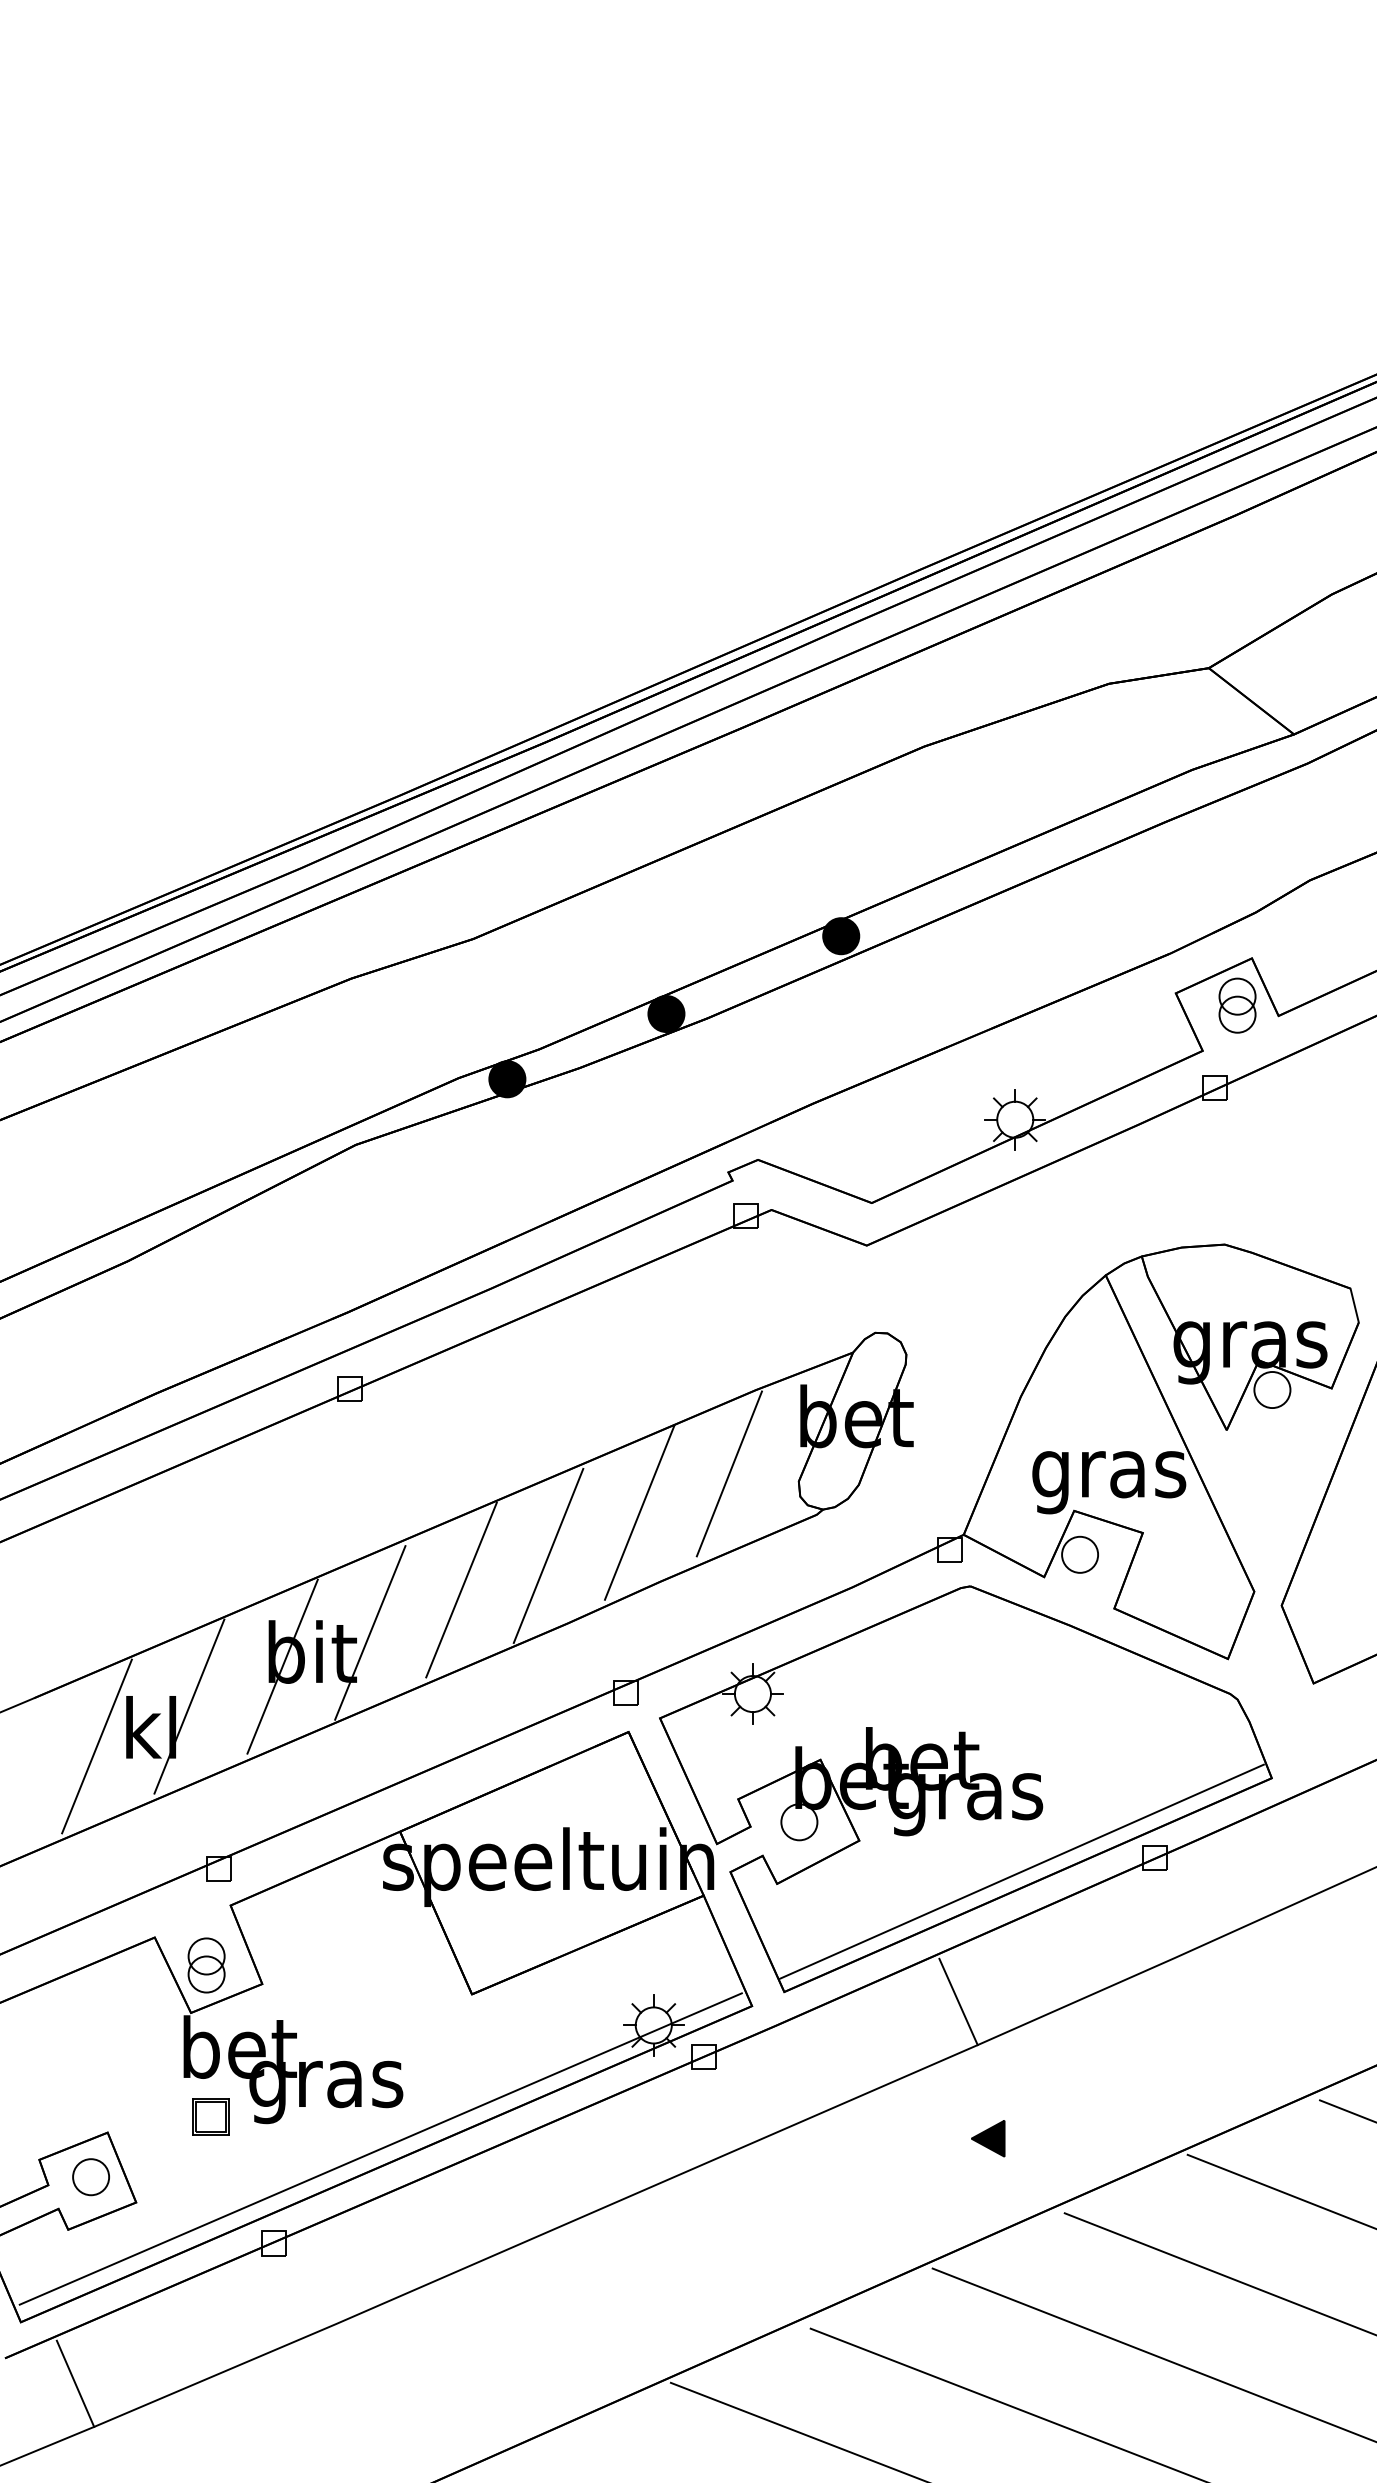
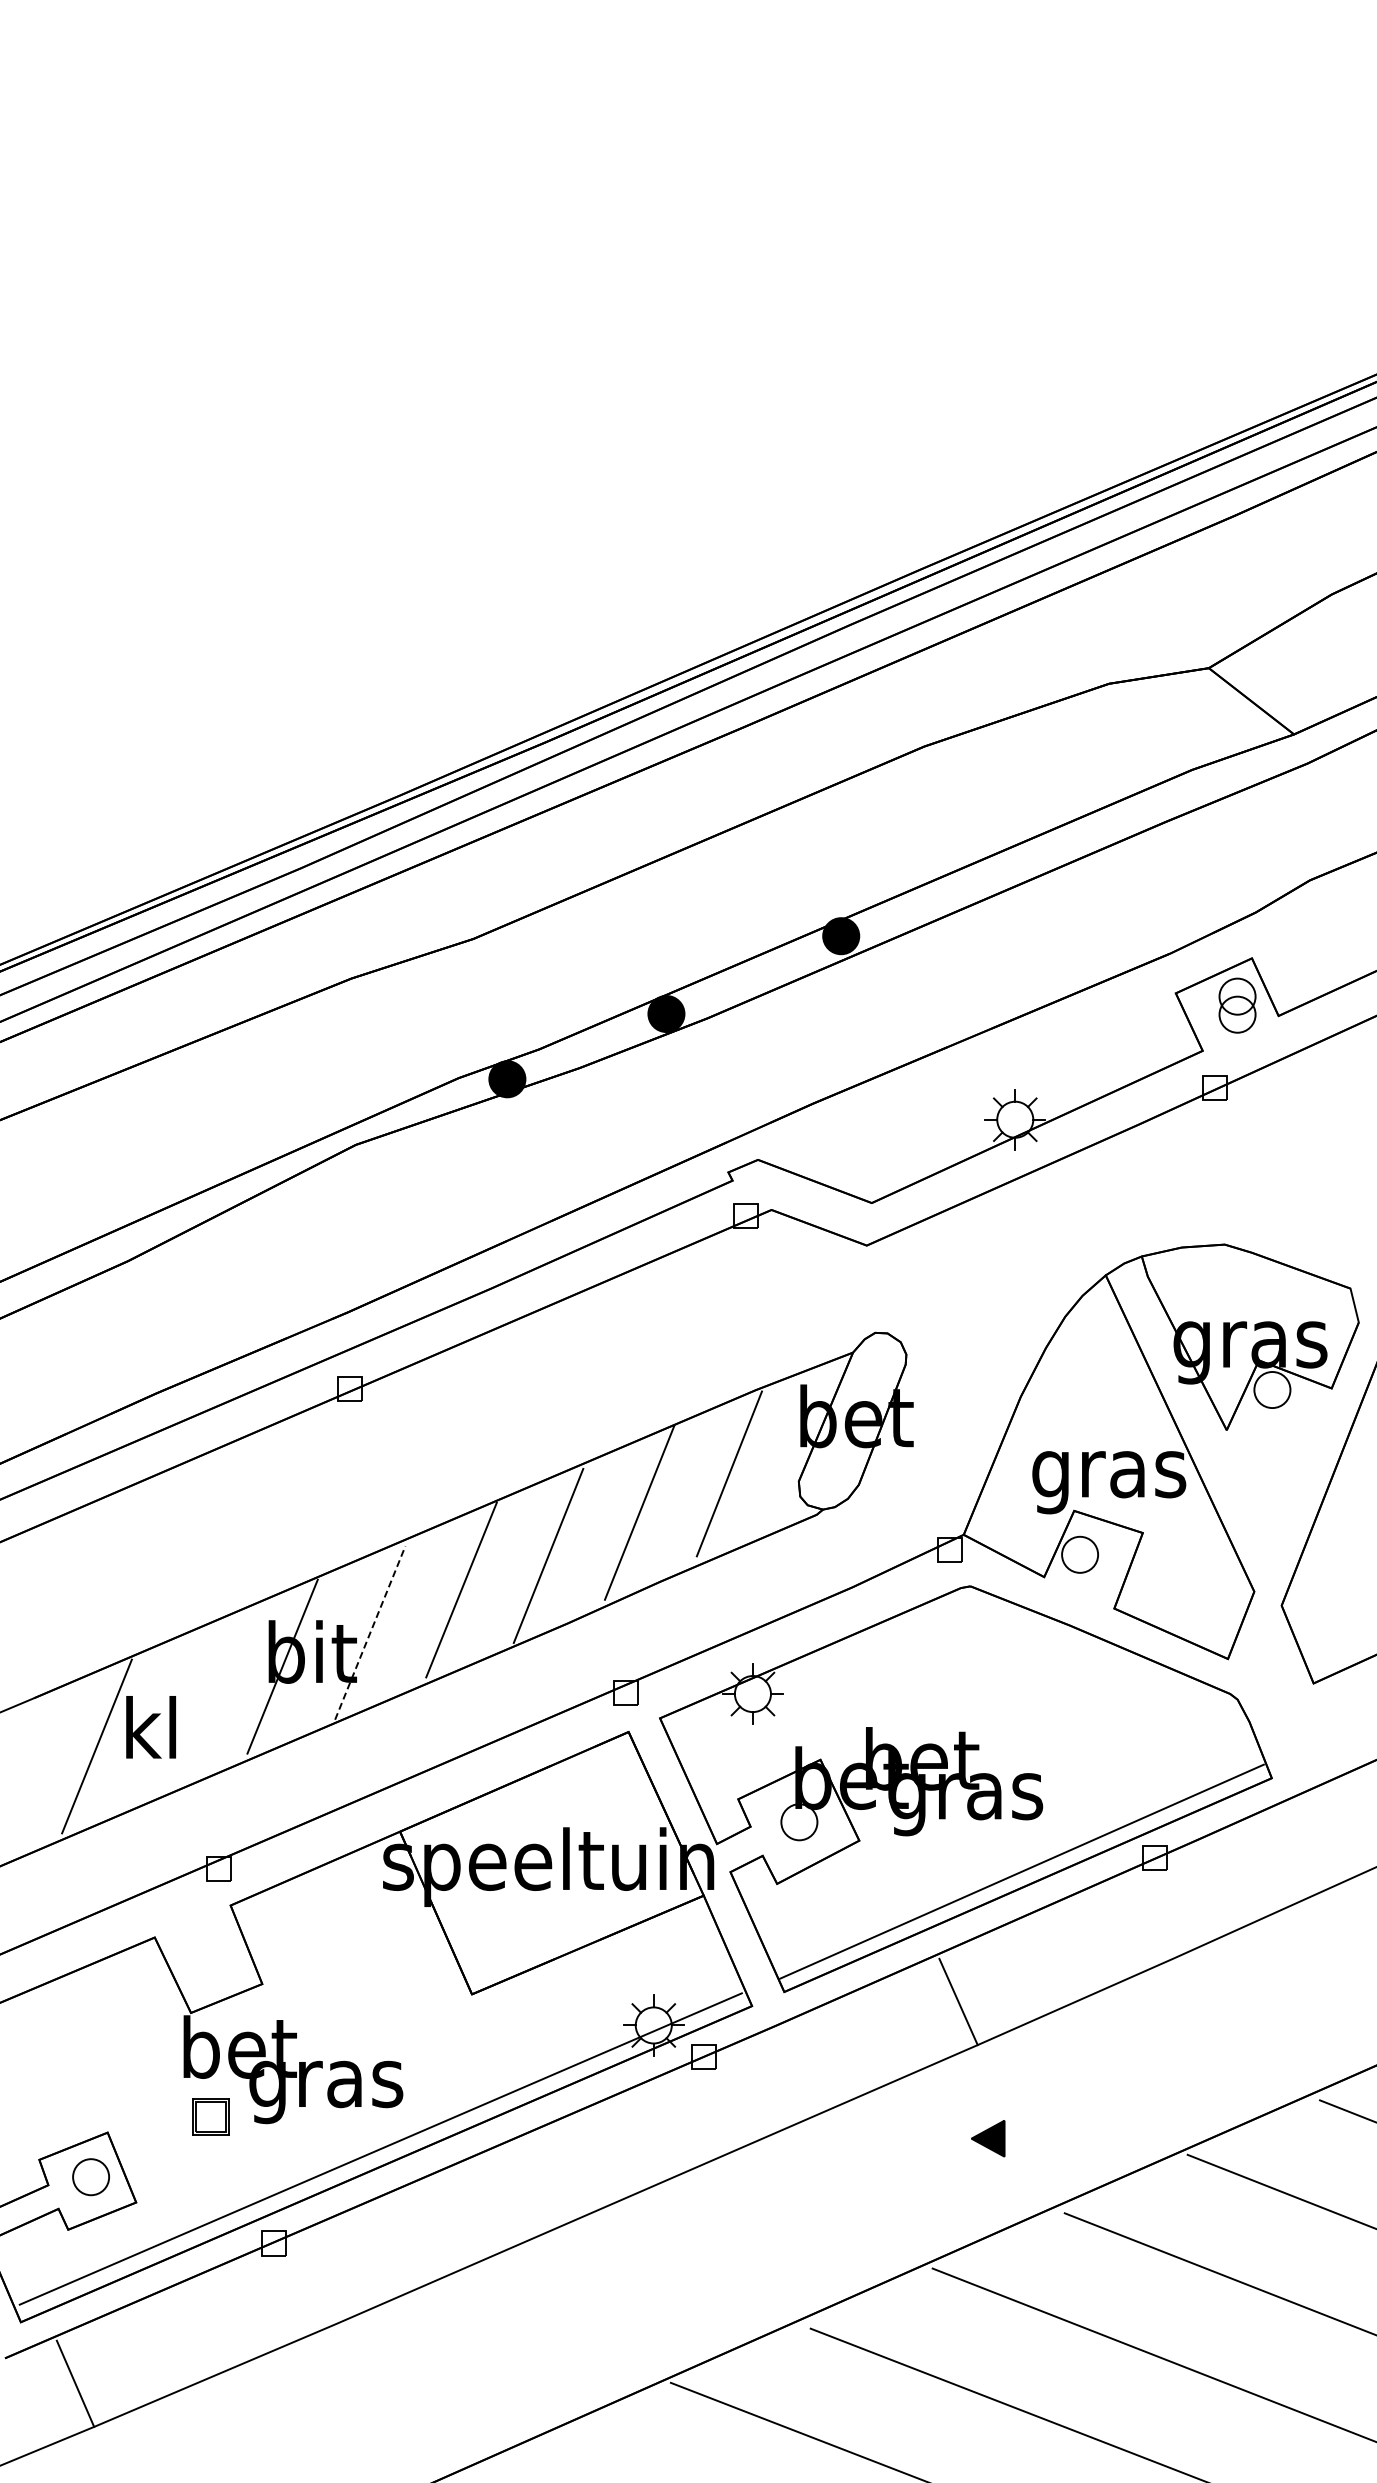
line: solid -> dashed (370, 1632)
line: present -> none (189, 1706)
part: present -> none (206, 1965)
